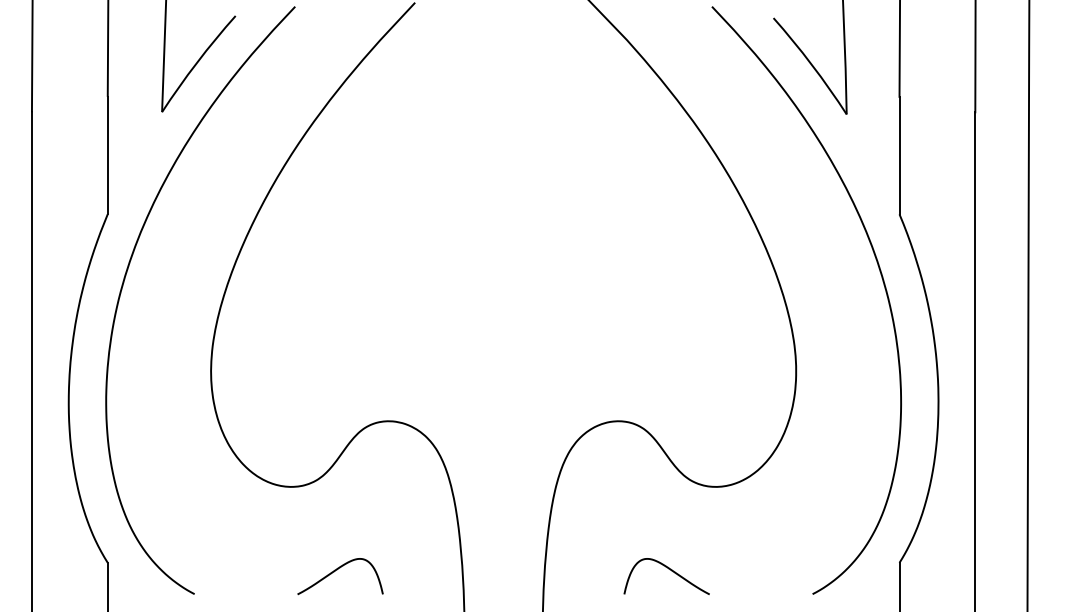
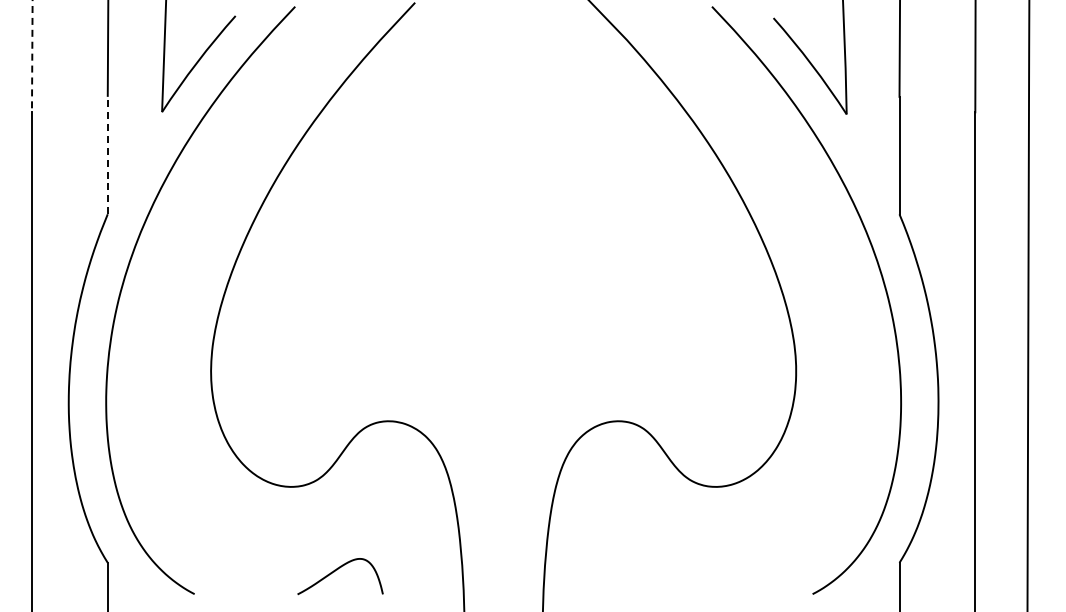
line: solid -> dashed (32, 56)
line: solid -> dashed (107, 155)
curve: present -> none (671, 571)
